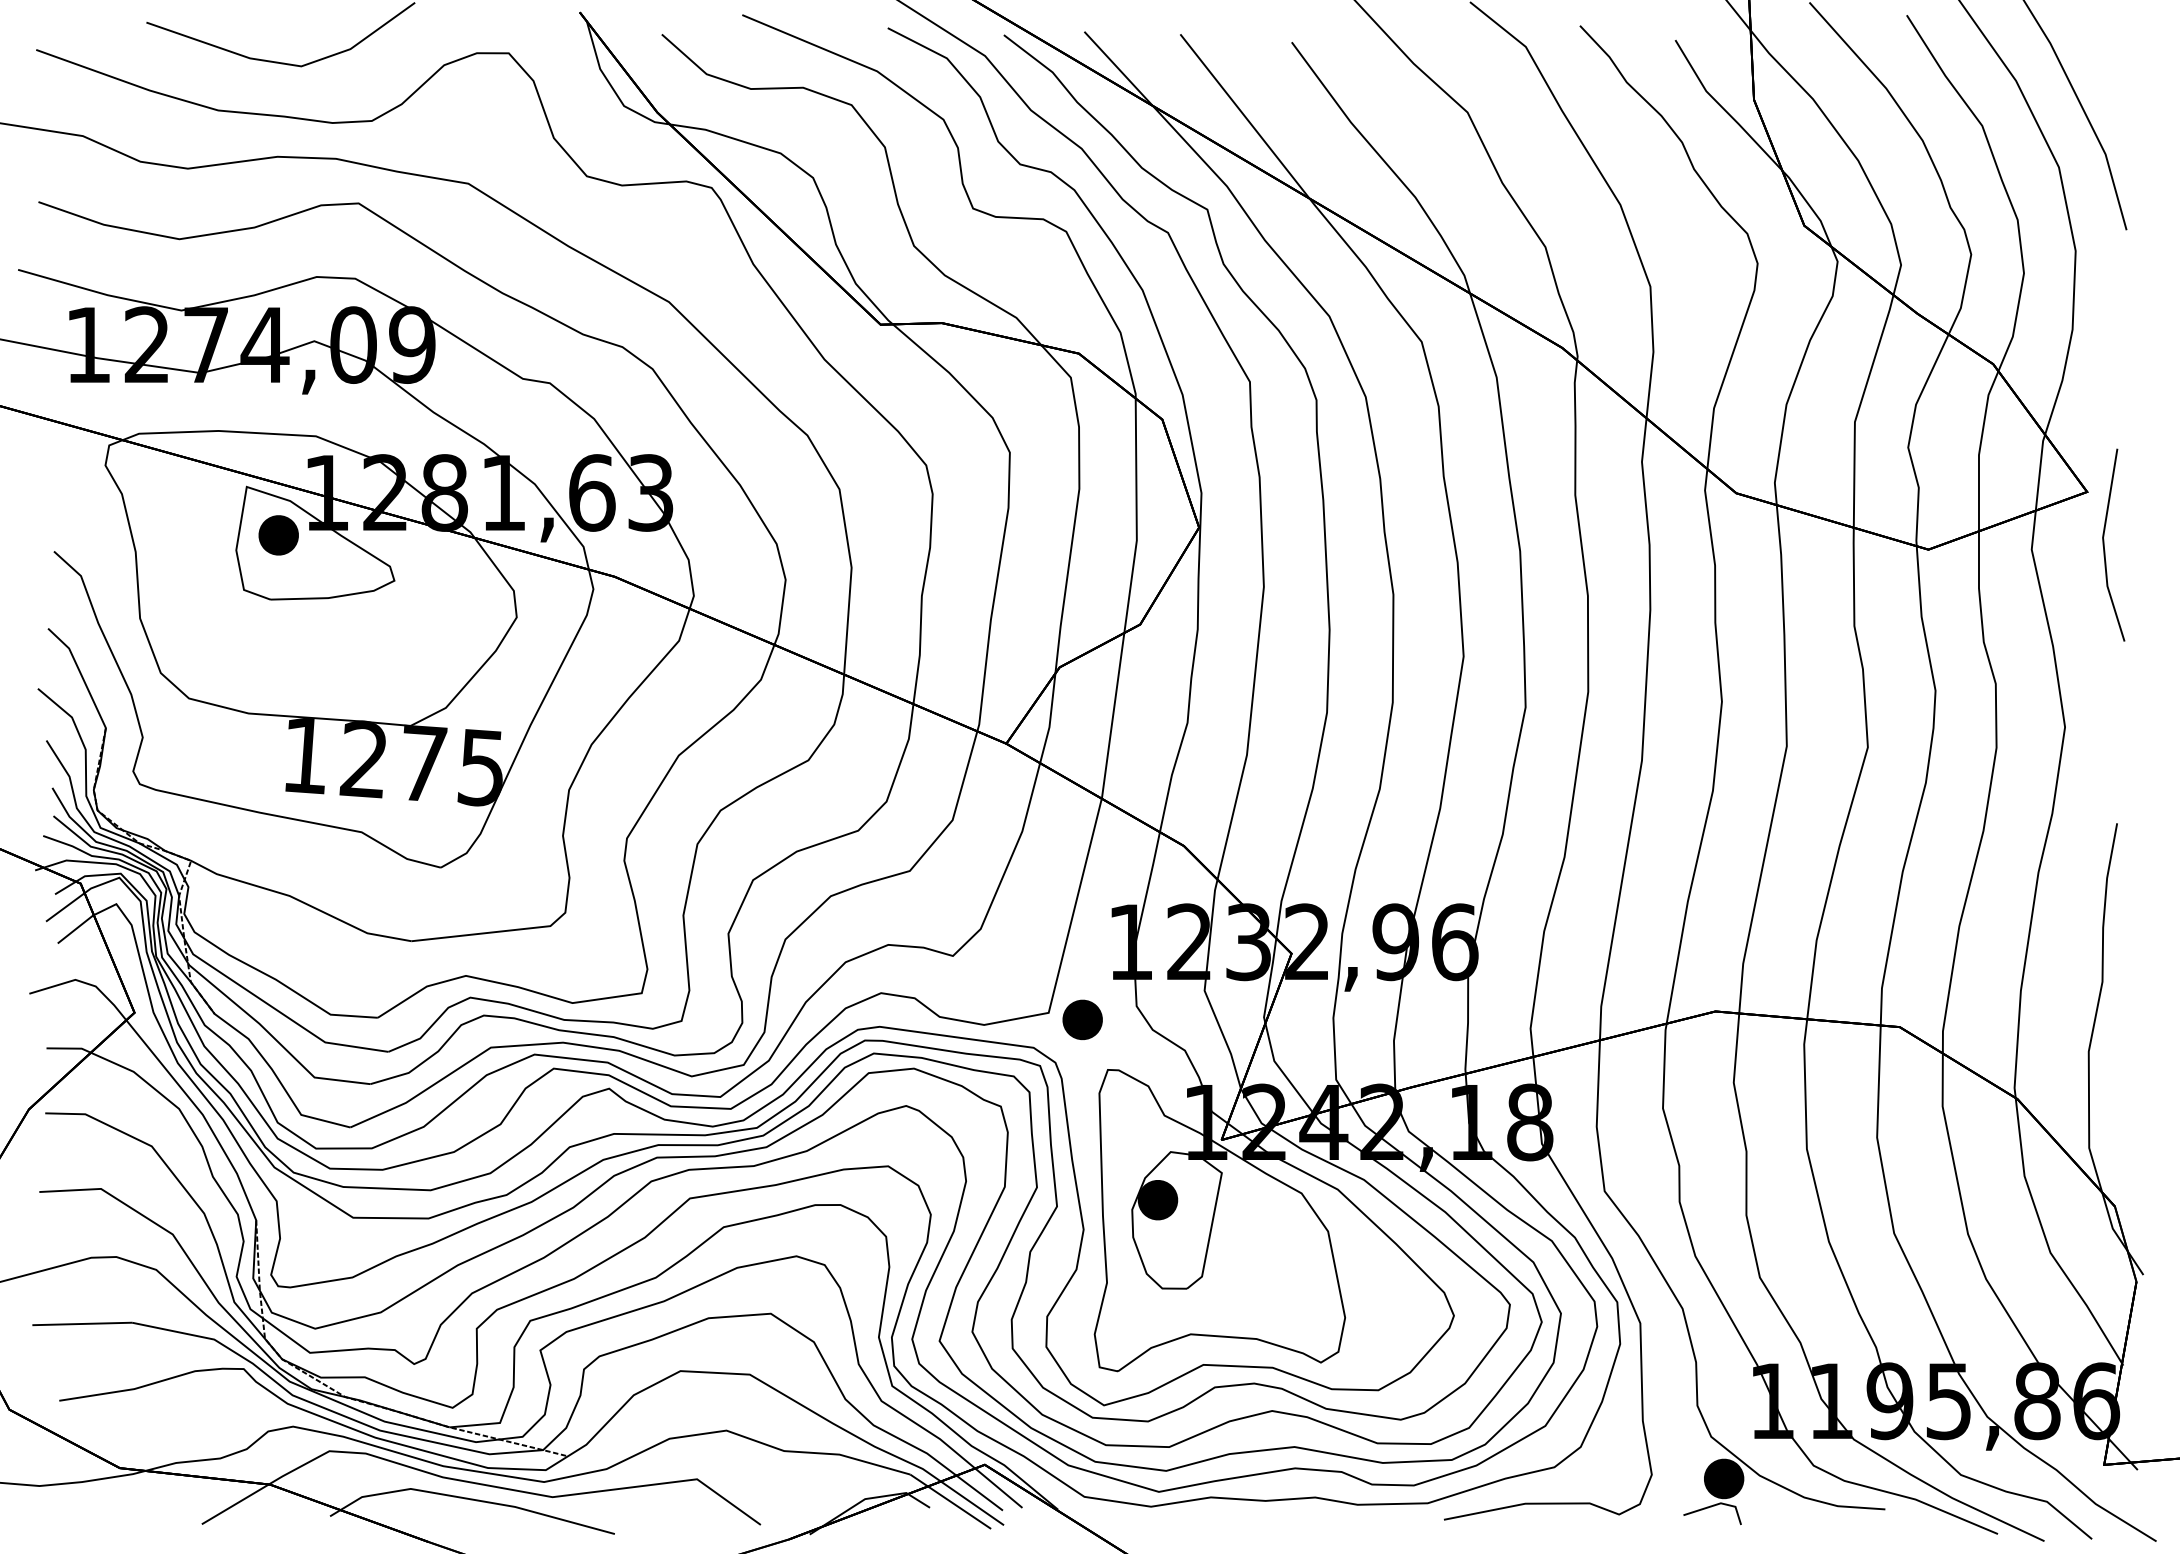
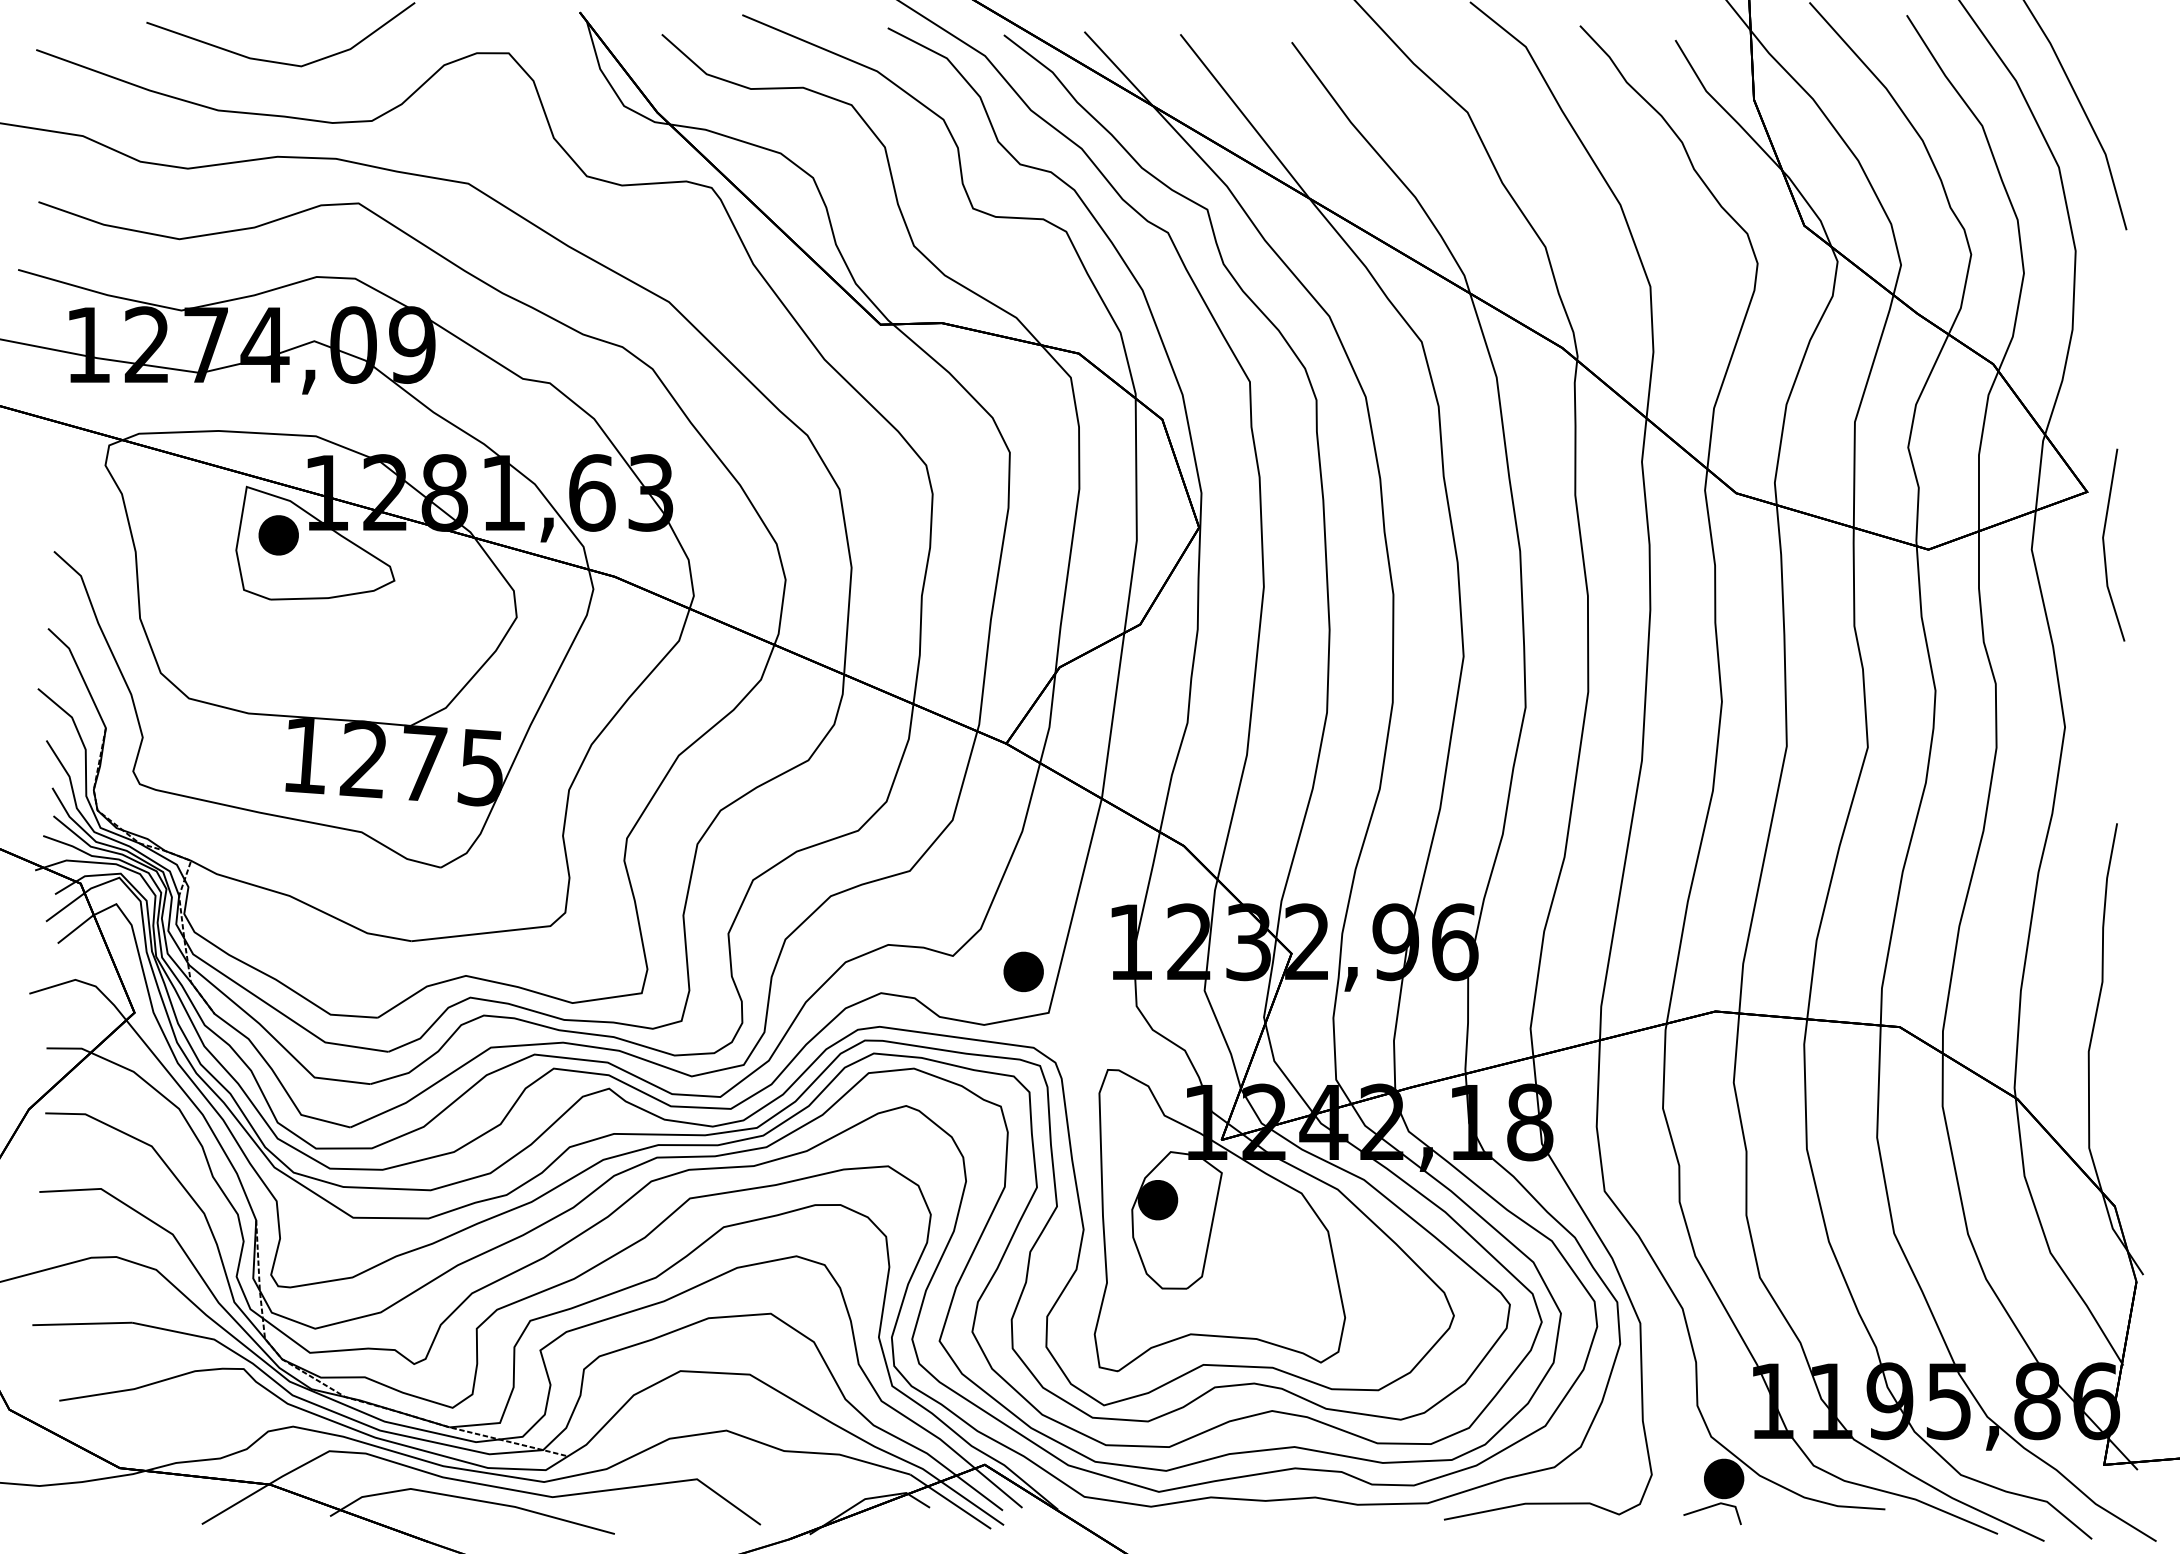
part position: (1082, 1019) -> (1023, 971) (1023, 971)
